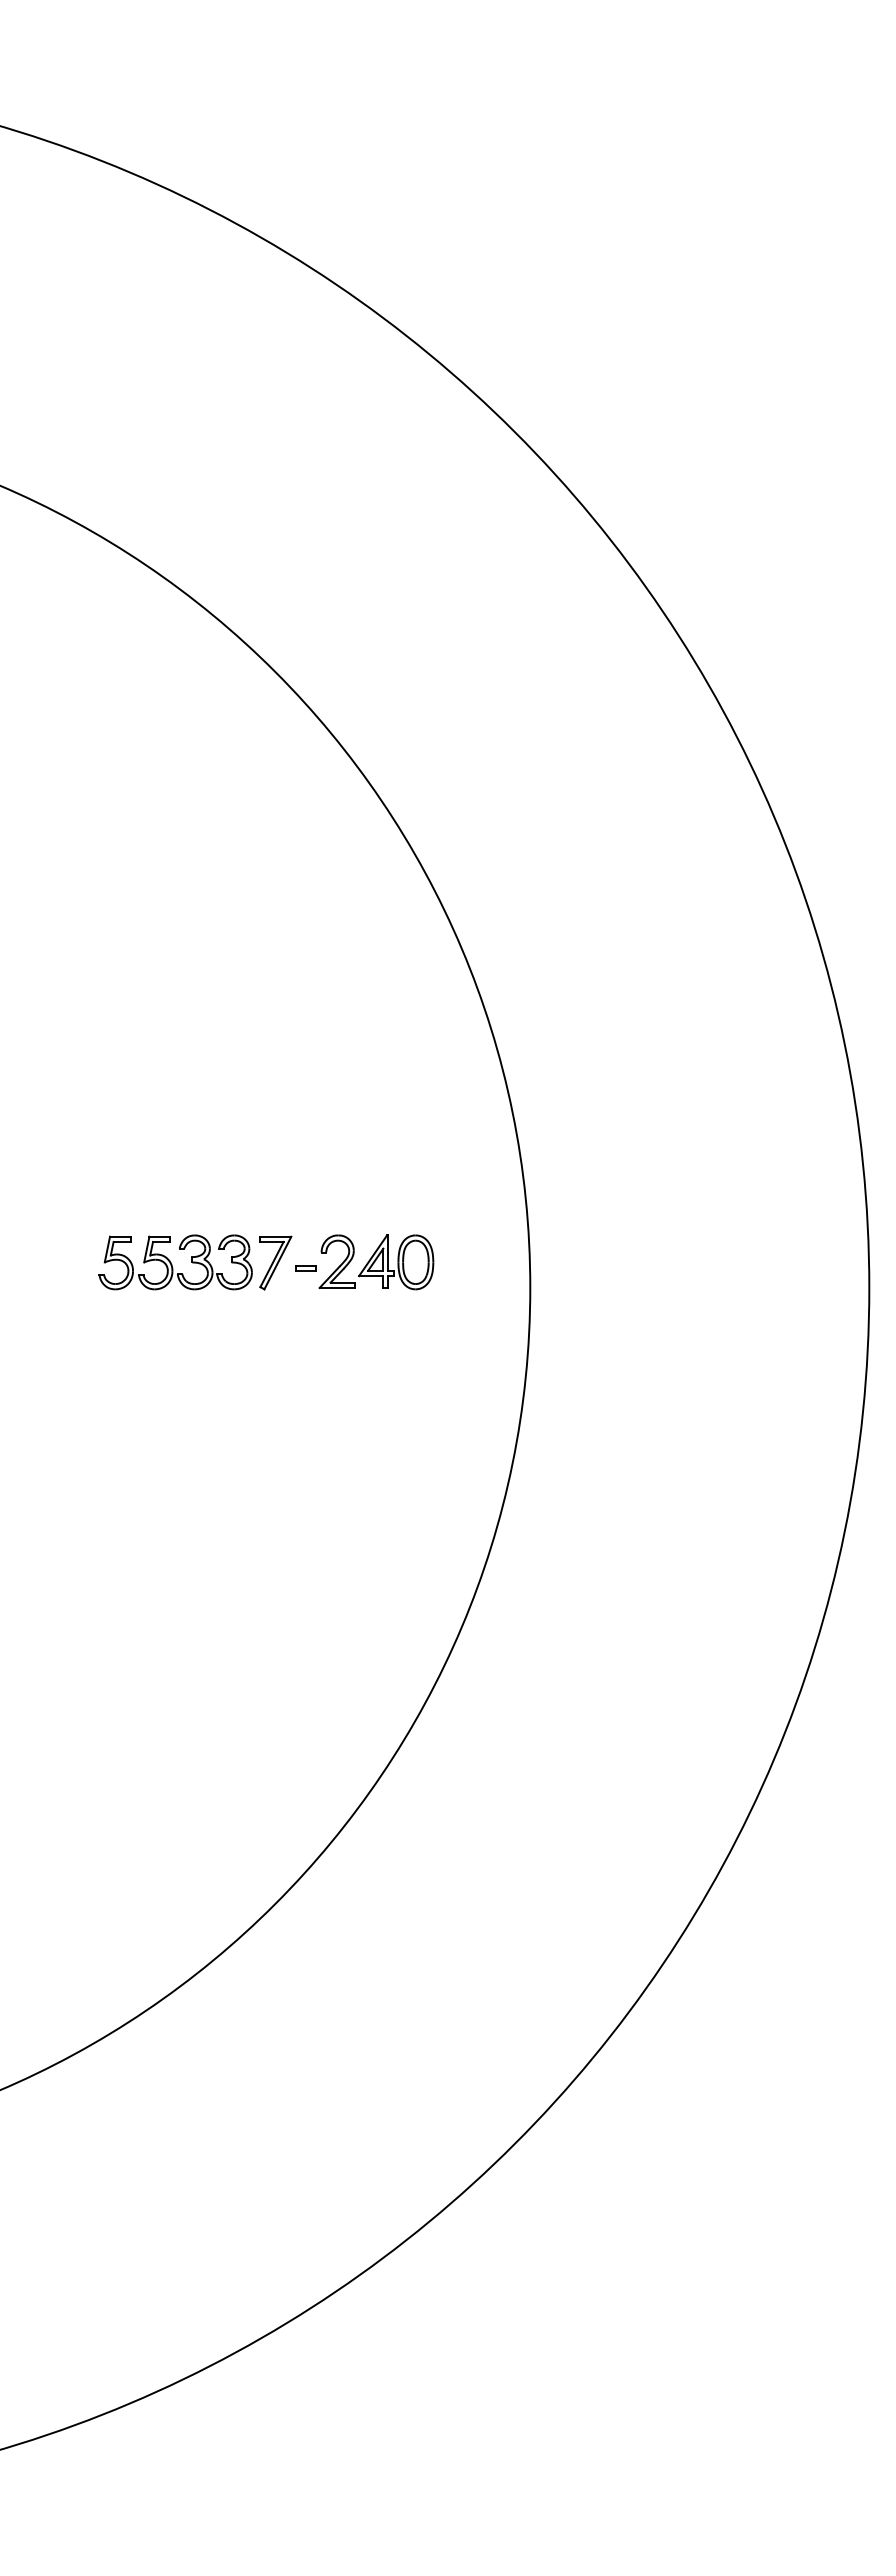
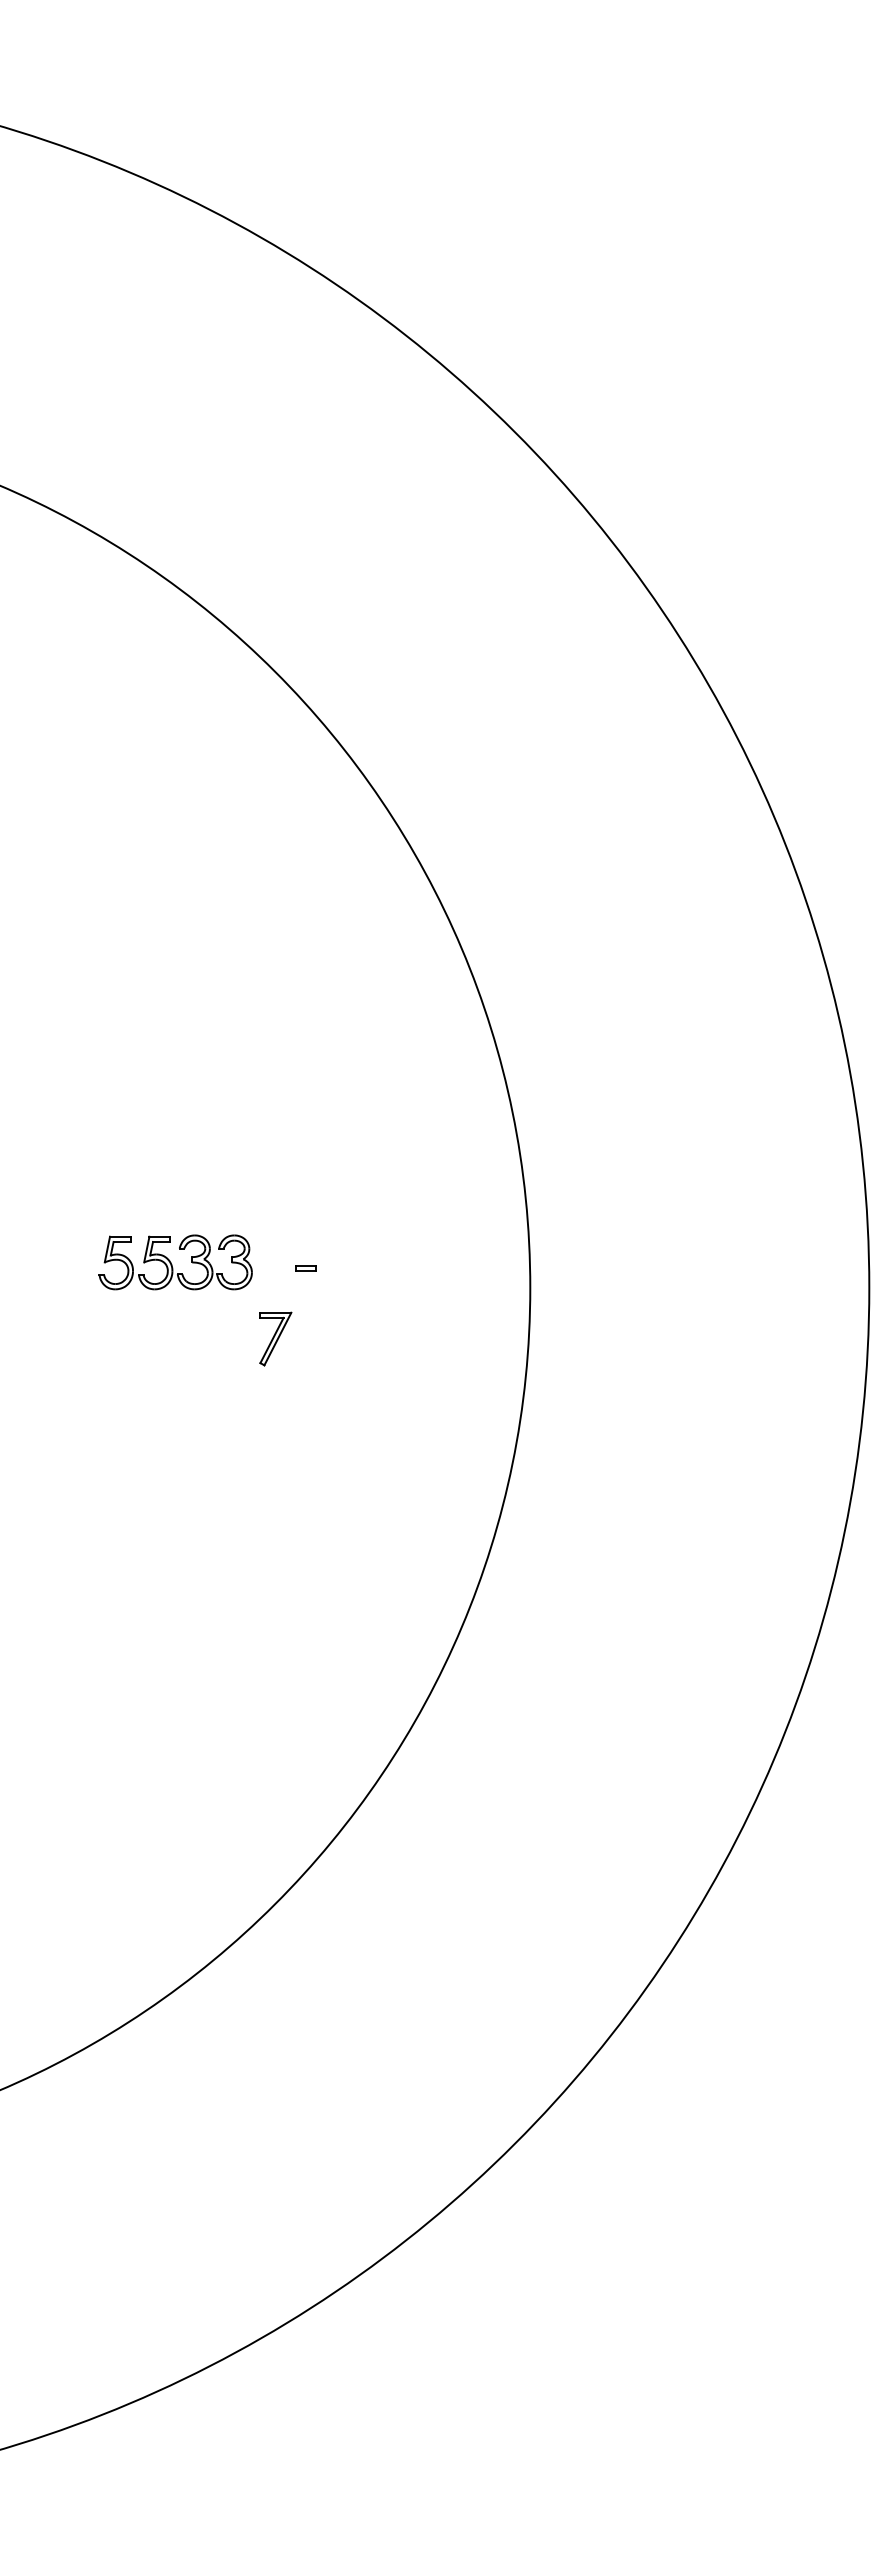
part position: (275, 1262) -> (275, 1338) (275, 1338)
part: present -> none (376, 1262)
